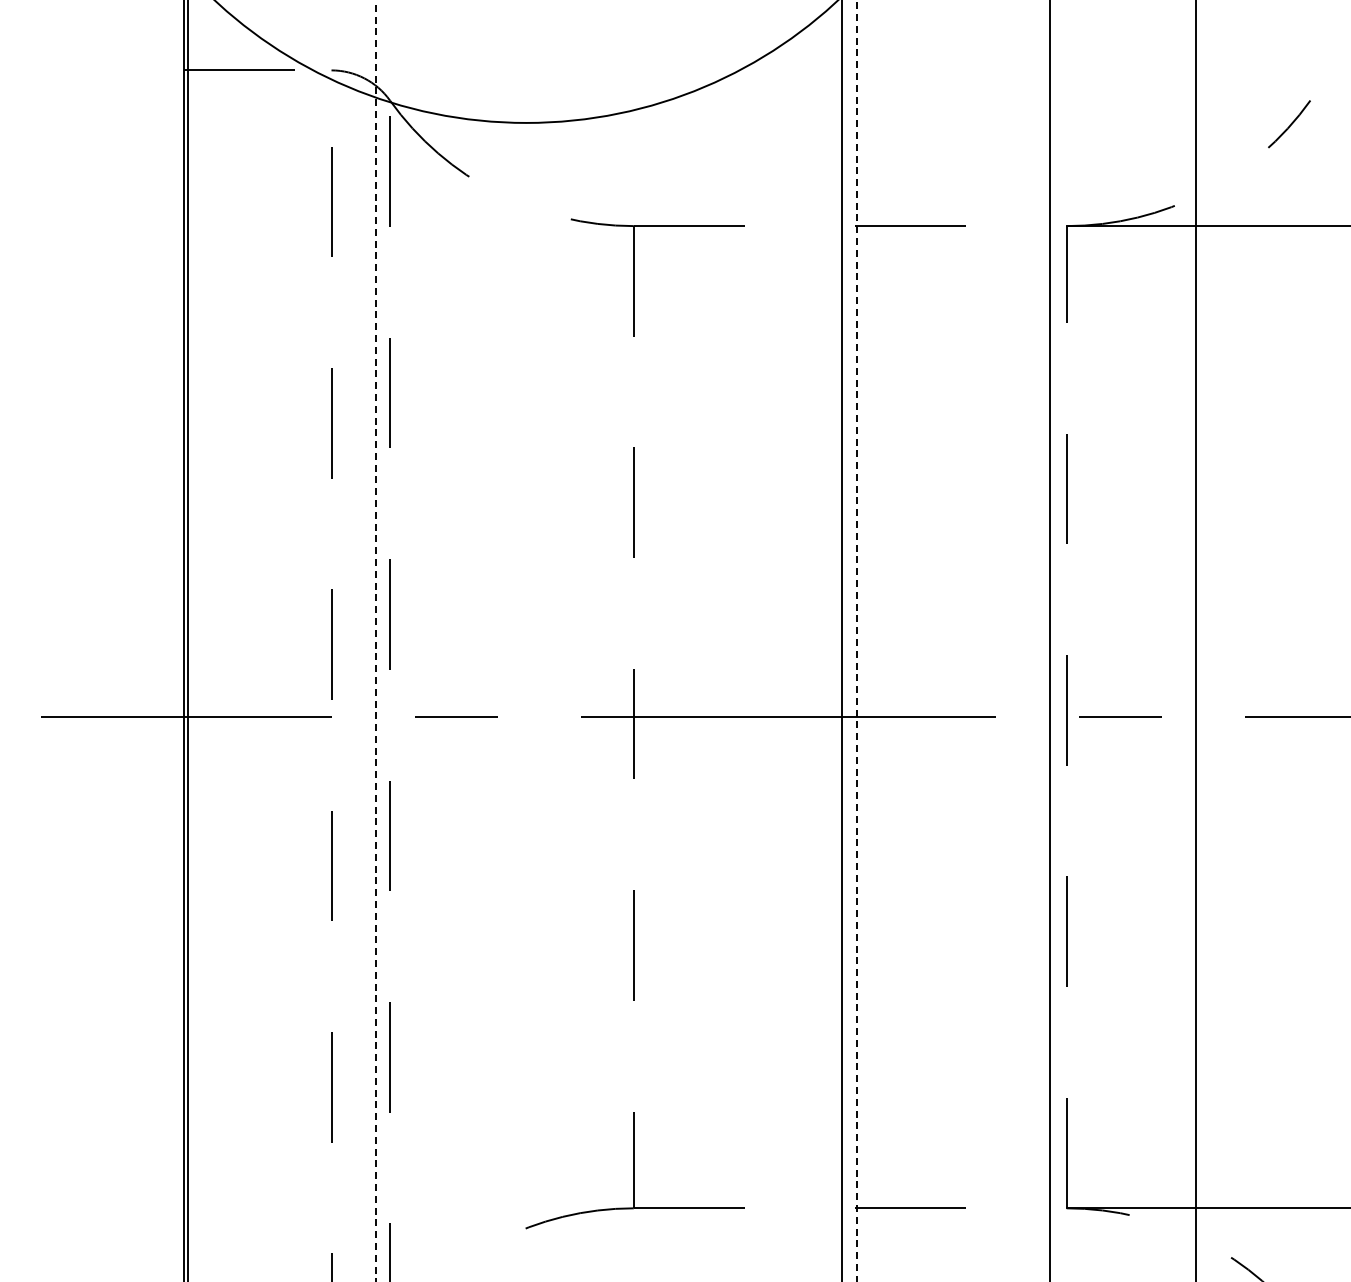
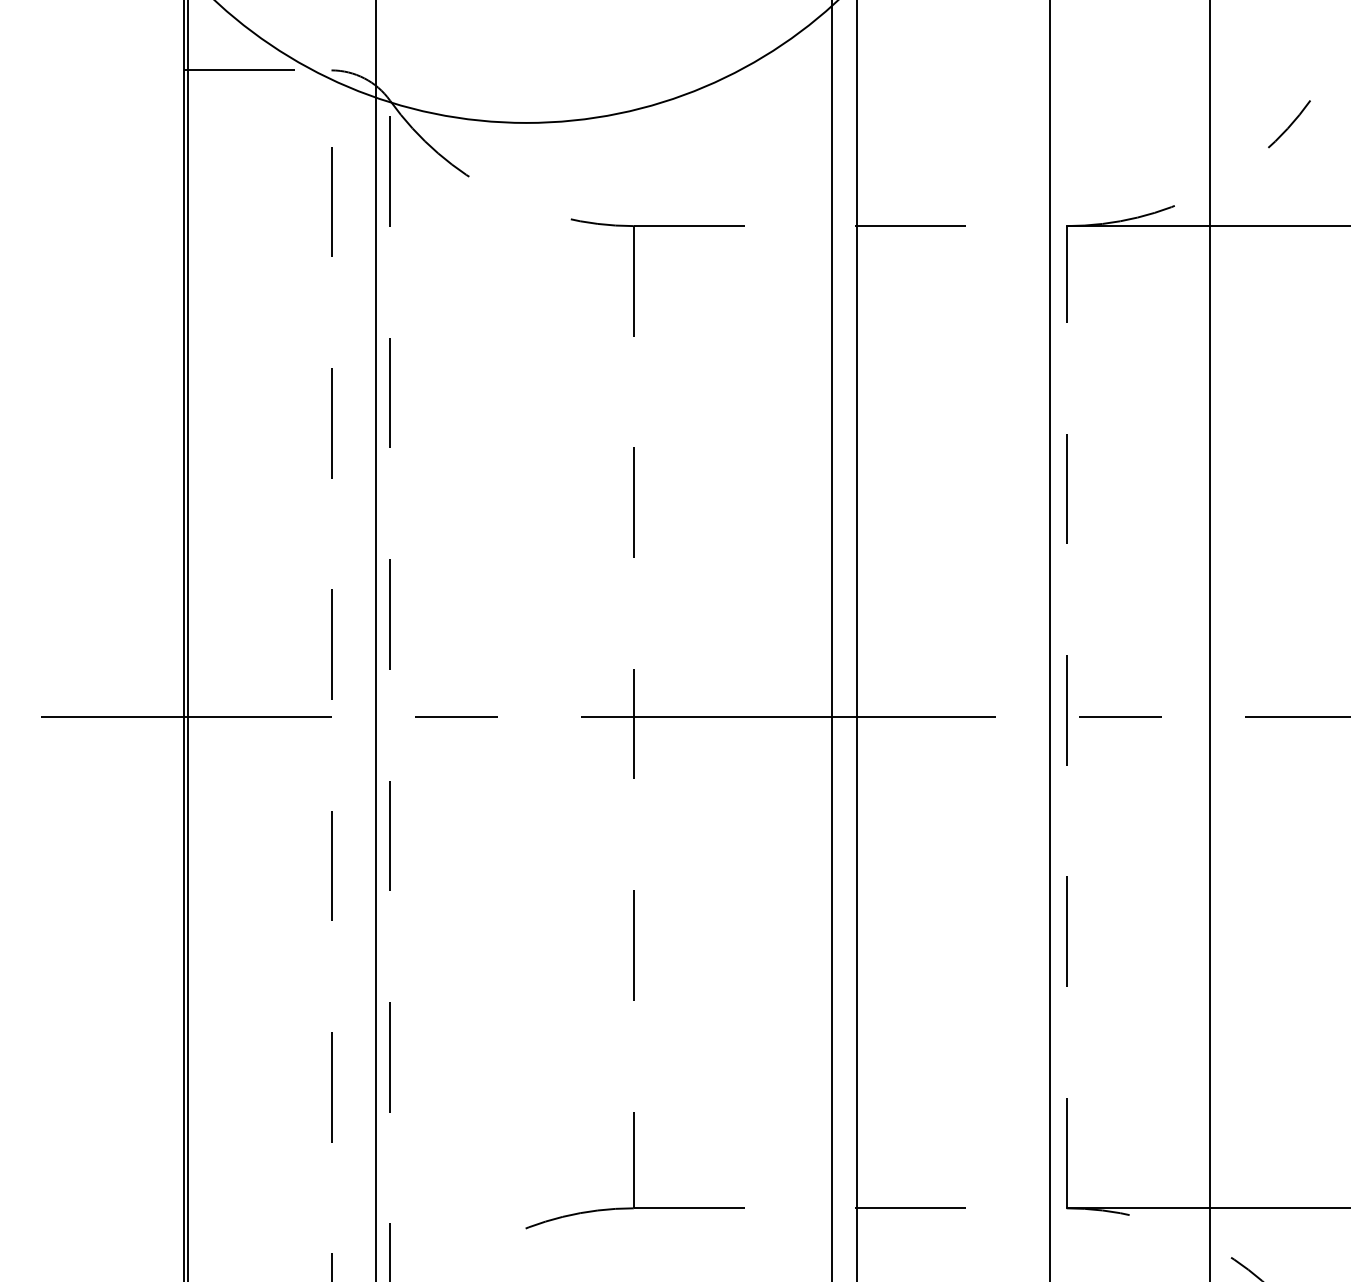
line position: (841, 640) -> (831, 640) (831, 640)
line position: (1196, 640) -> (1210, 640) (1210, 640)
line: dashed -> solid (375, 641)
line: dashed -> solid (857, 641)
